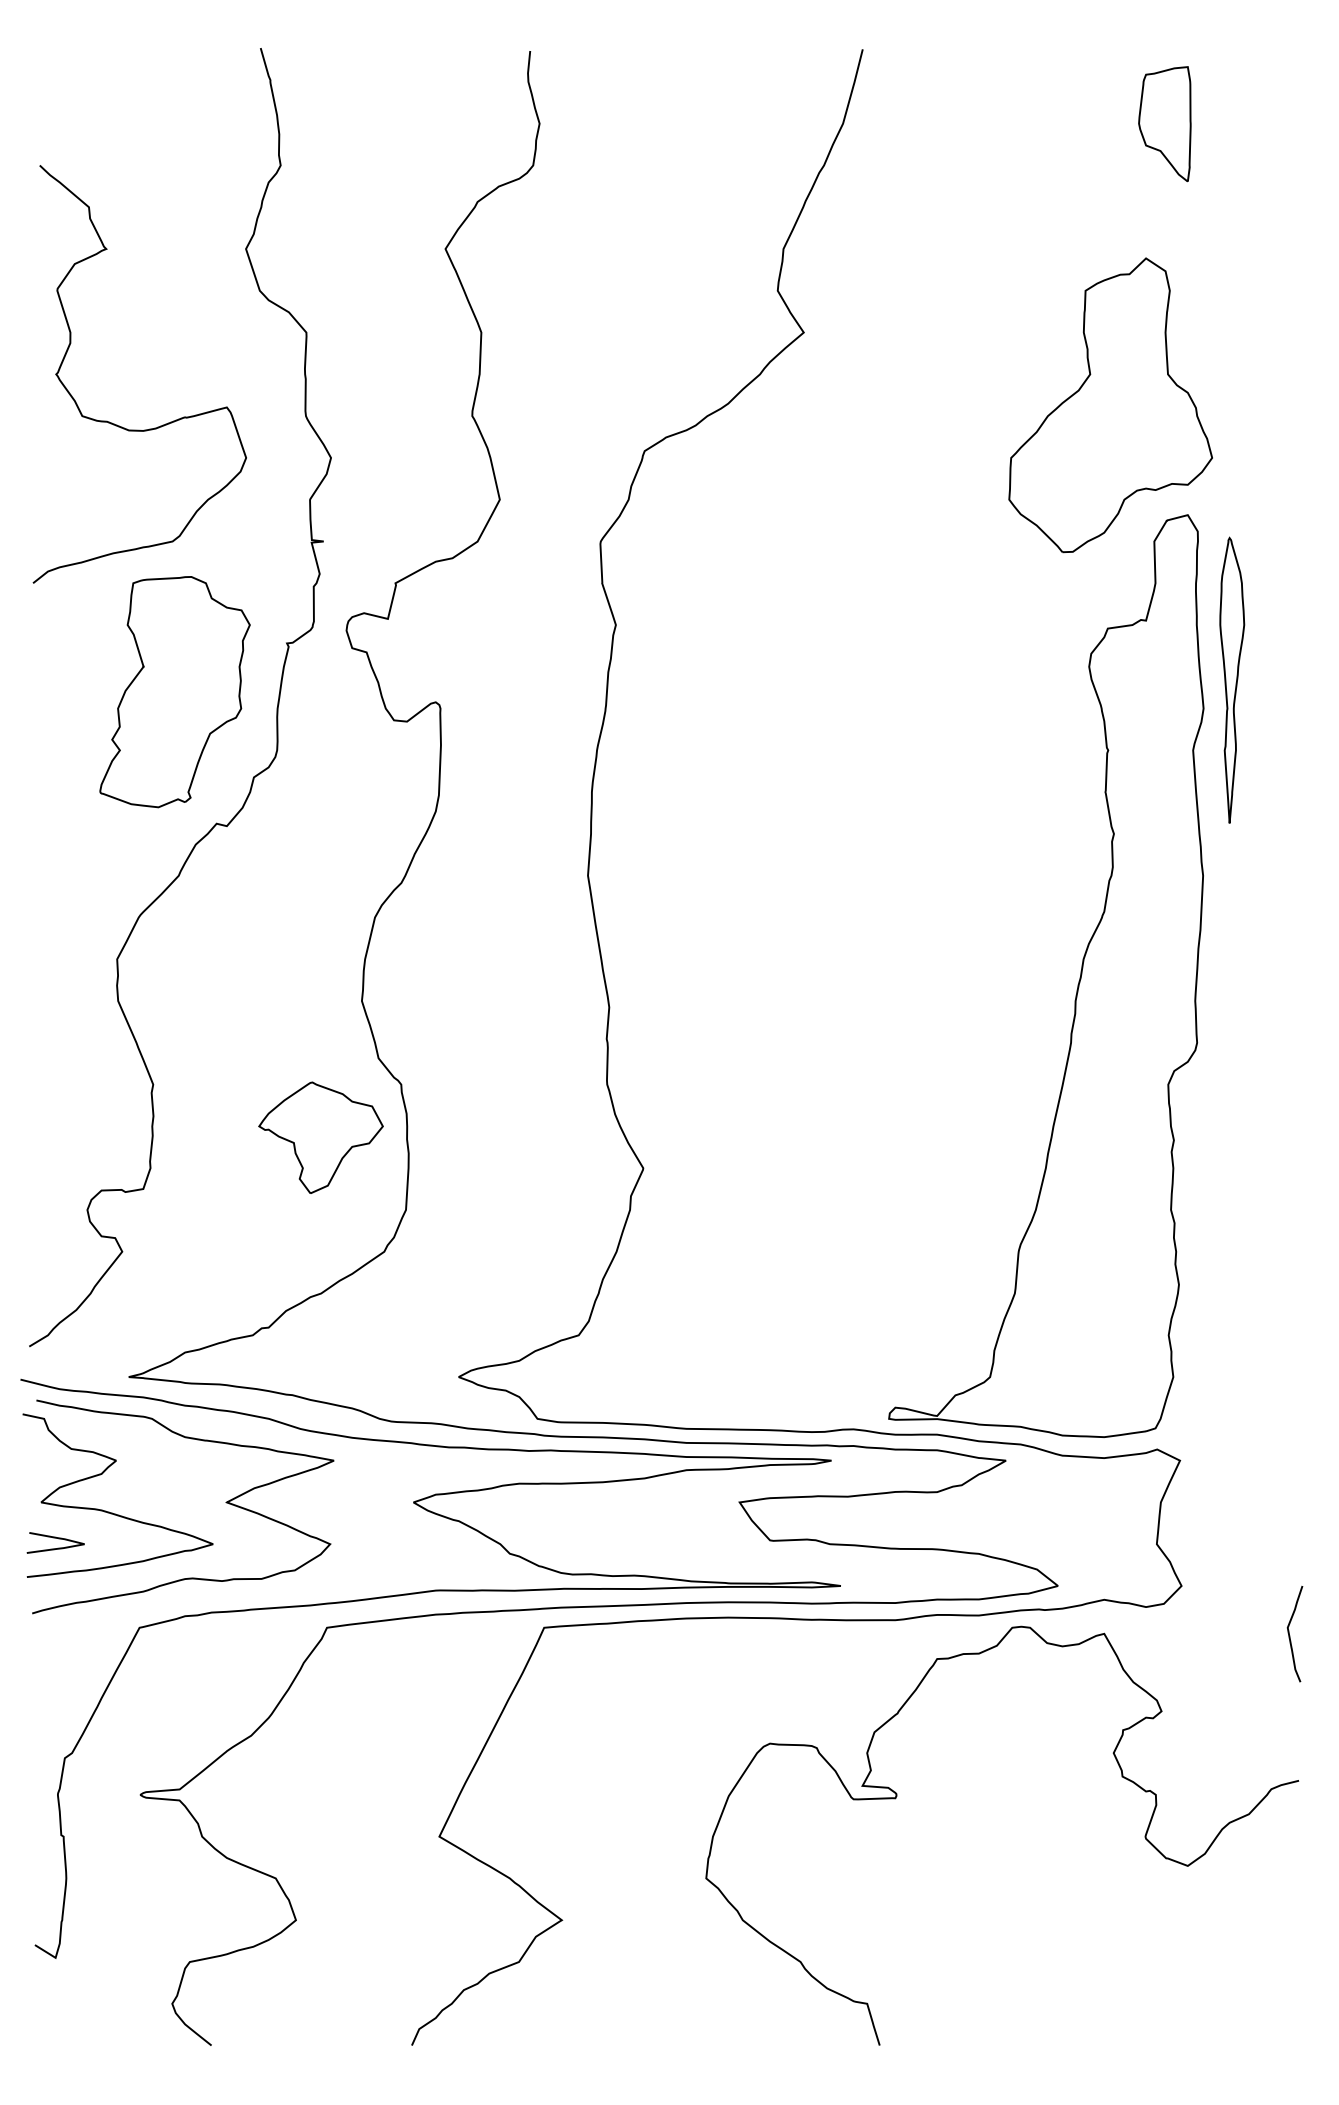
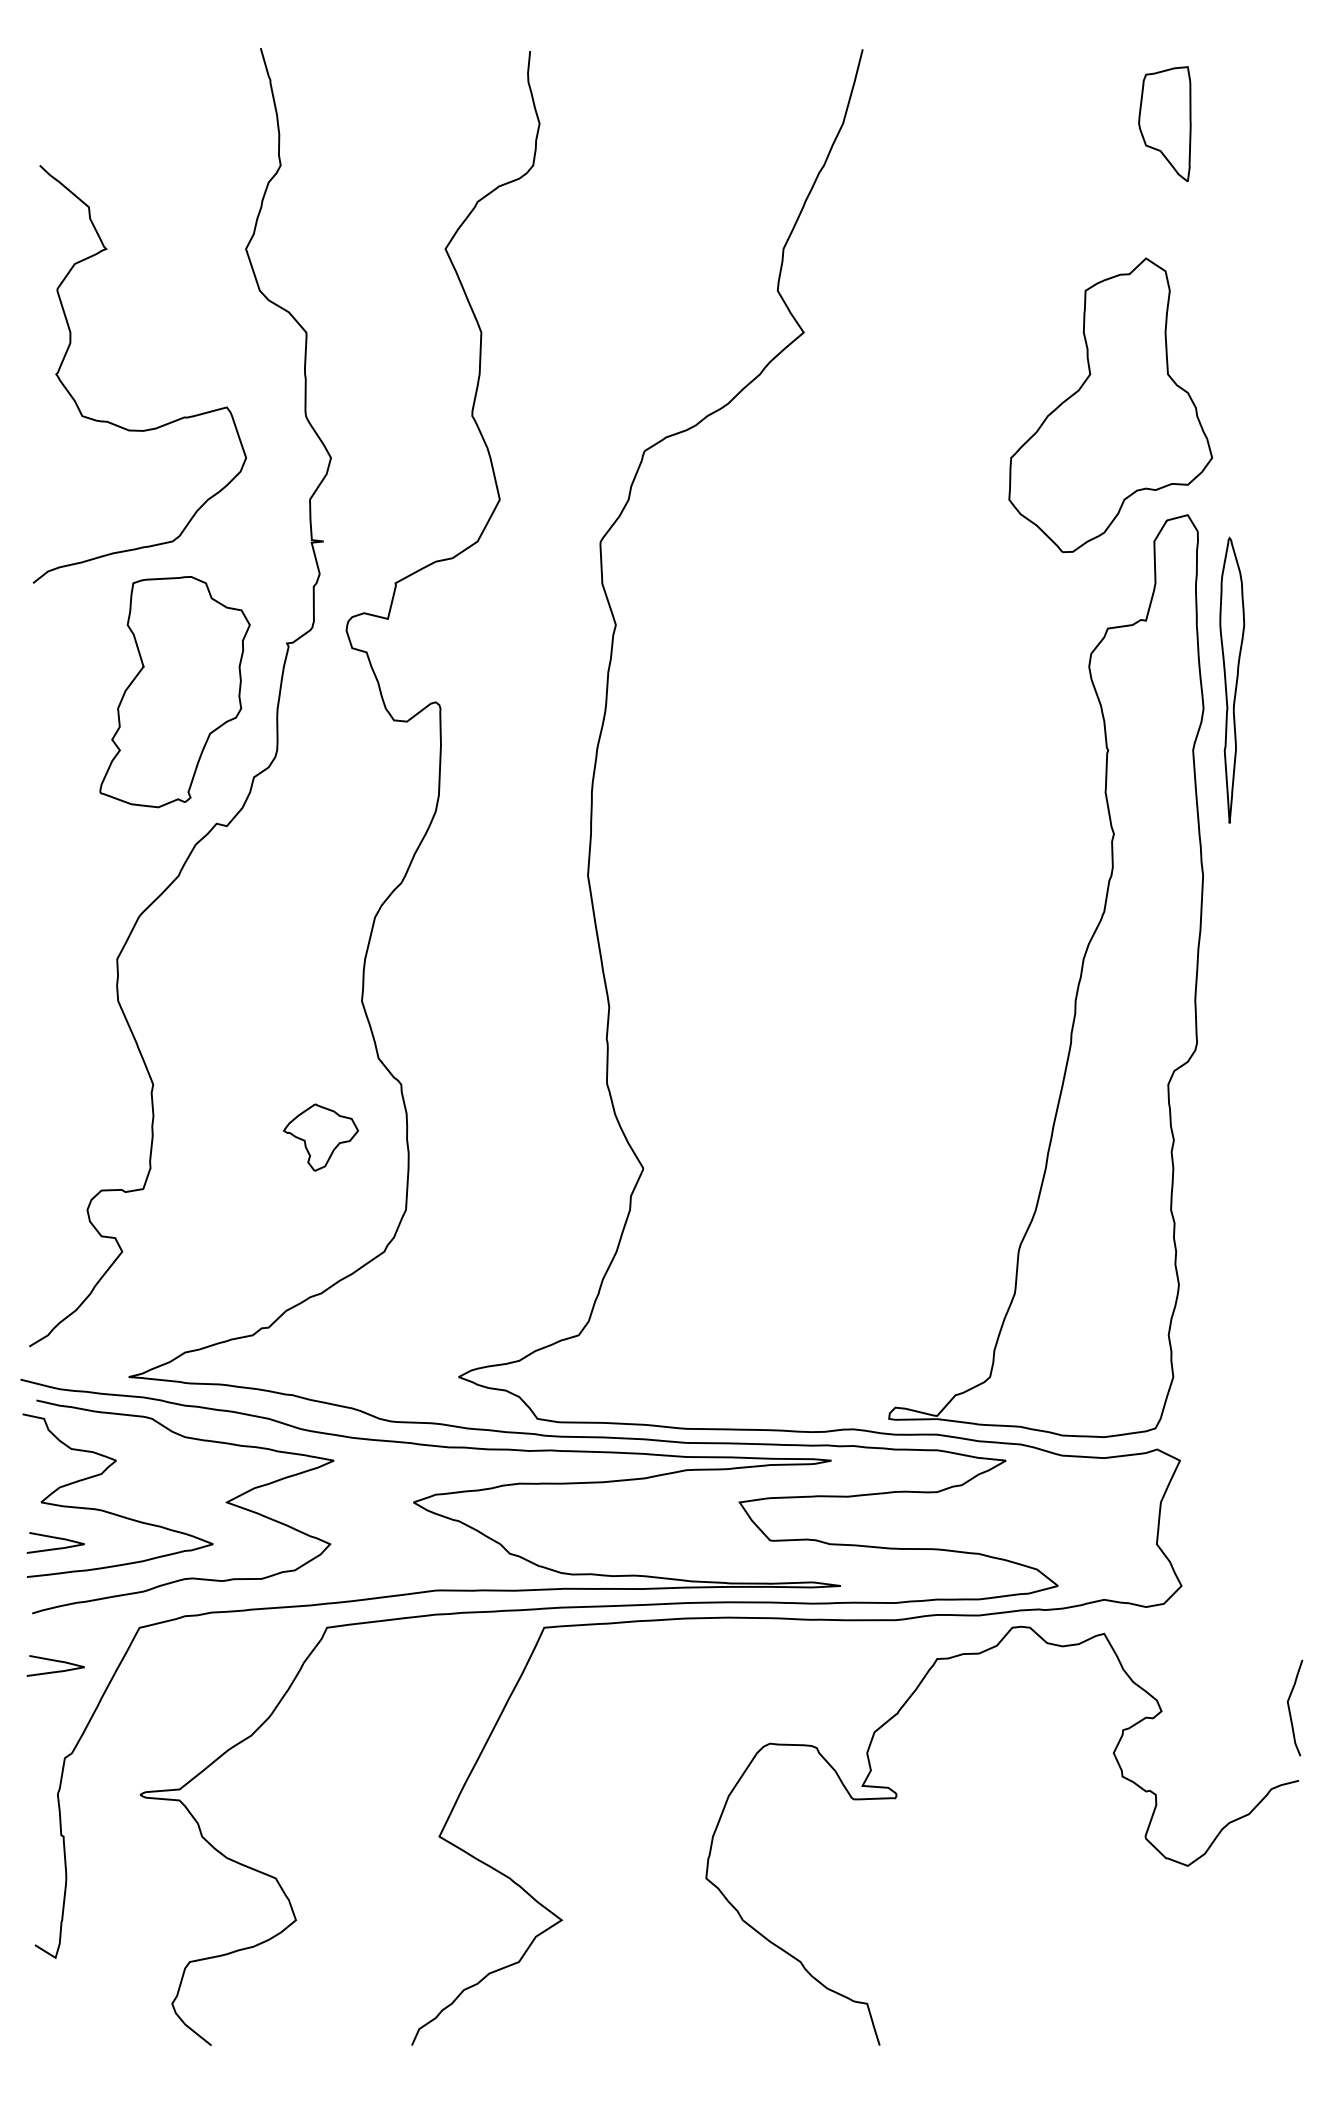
part size: 126x113 px -> 76x69 px (320, 1137)
curve position: (1290, 1635) -> (1290, 1709) (1290, 1709)
curve: none -> present (55, 1661)
